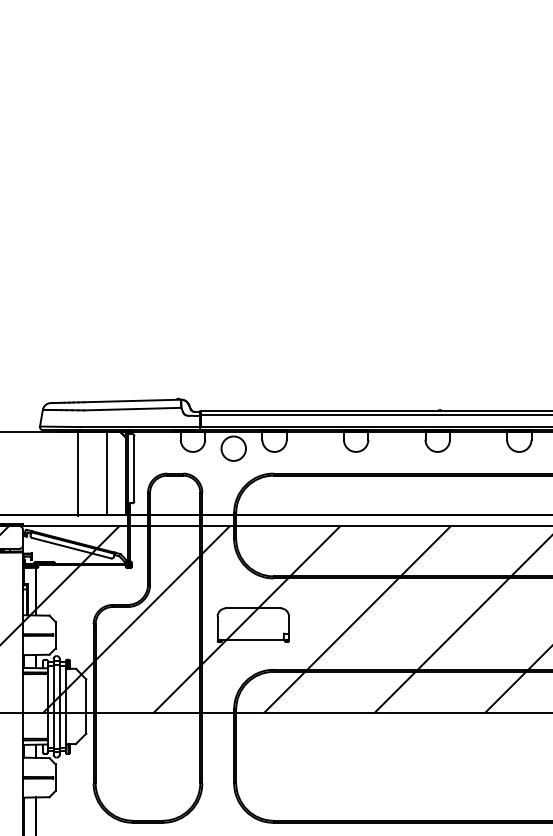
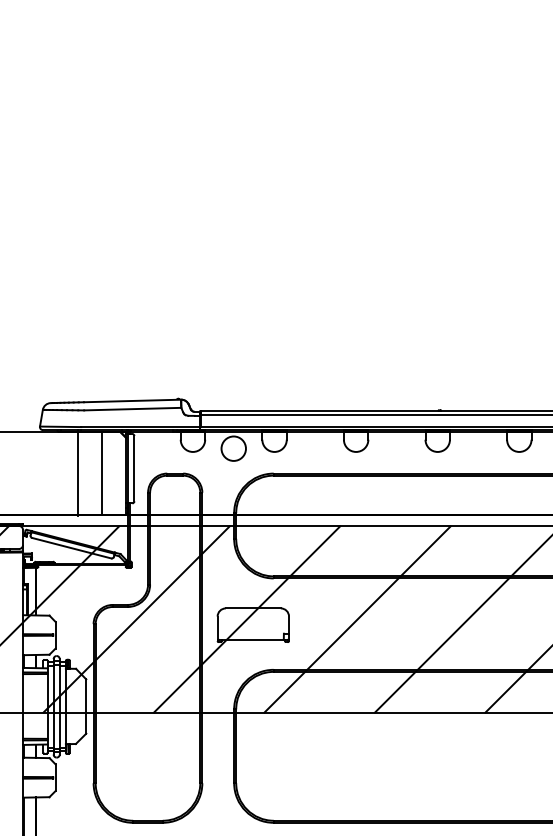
line position: (107, 473) -> (102, 473) (102, 473)
